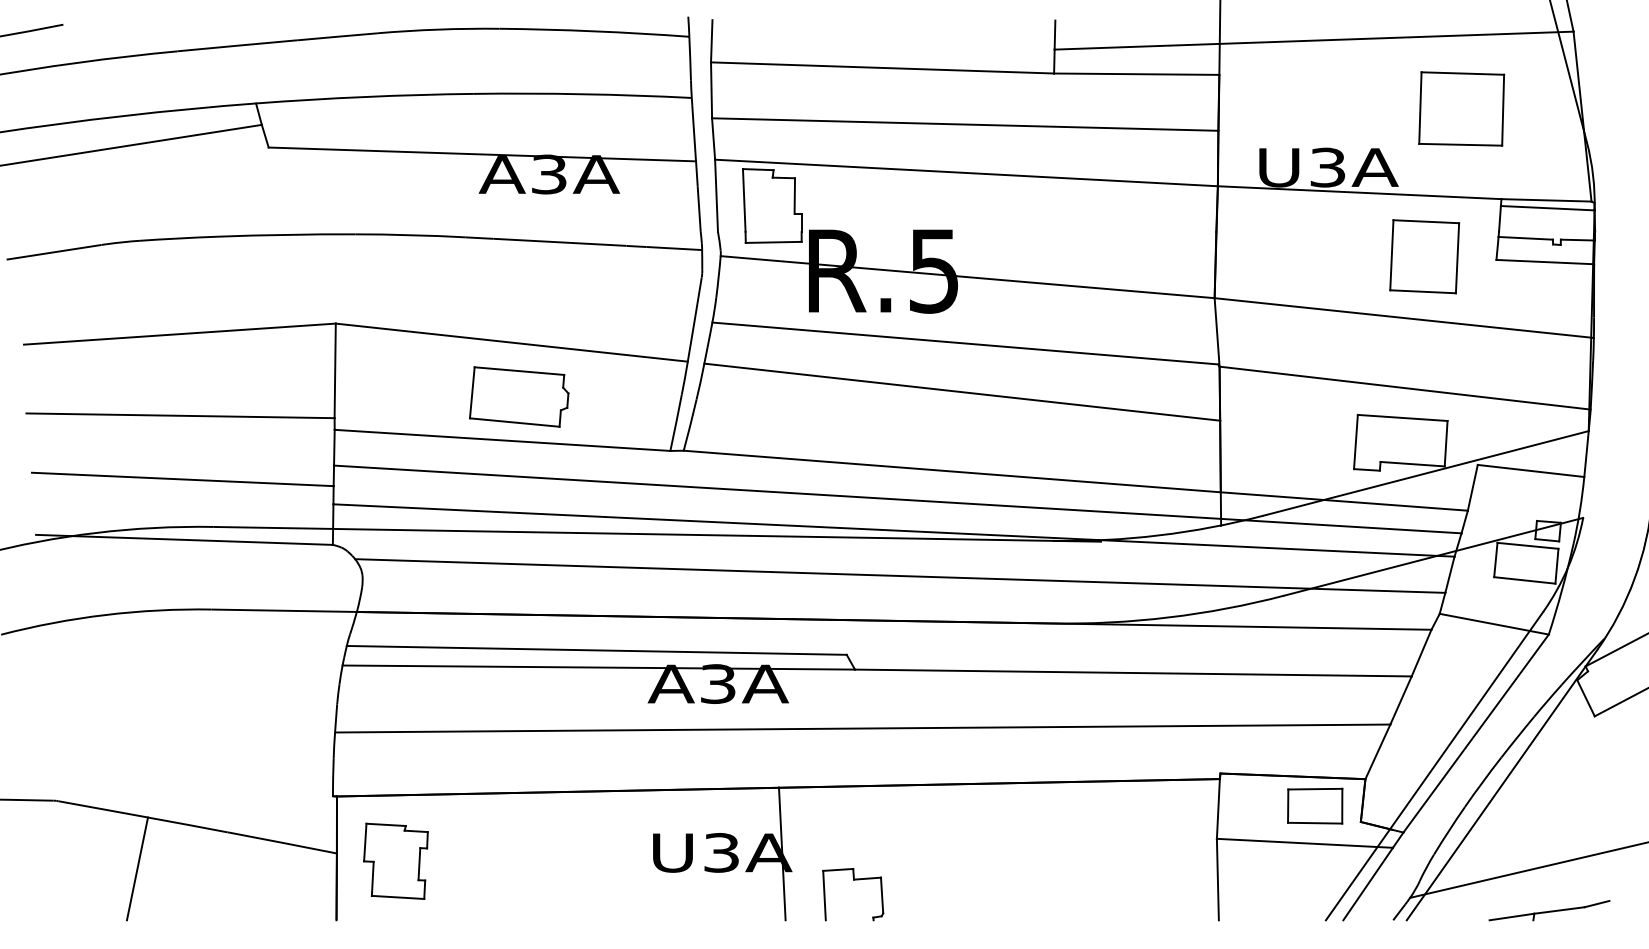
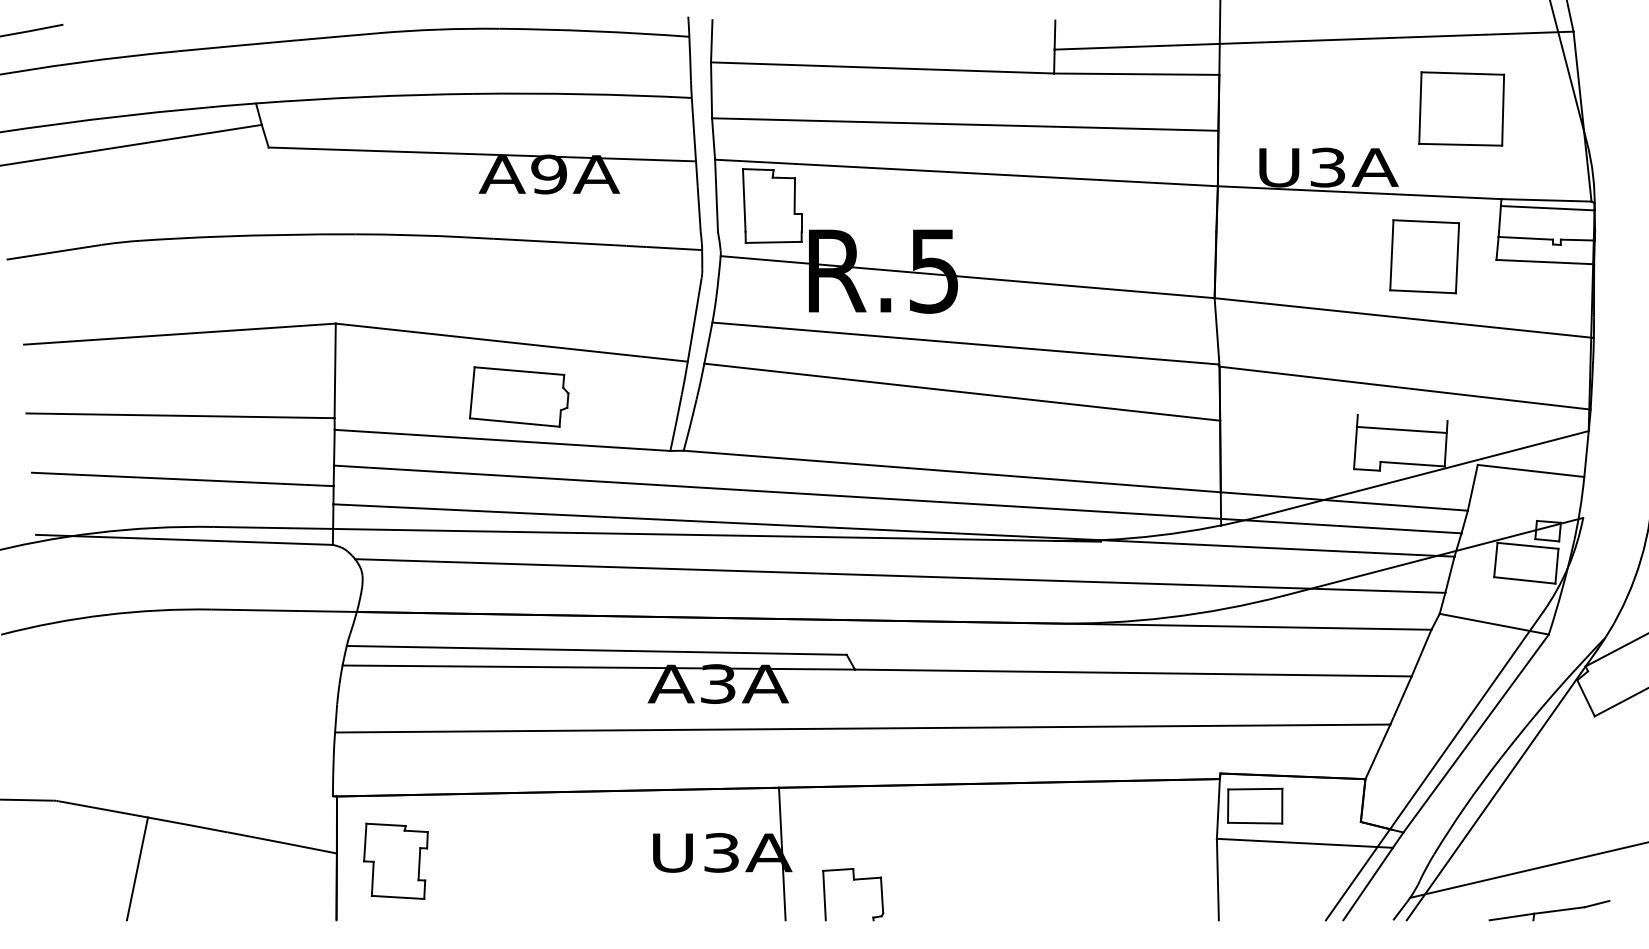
text: A3A -> A9A (549, 174)
line position: (1402, 417) -> (1401, 429) (1401, 429)
part position: (1315, 805) -> (1255, 805) (1255, 805)
